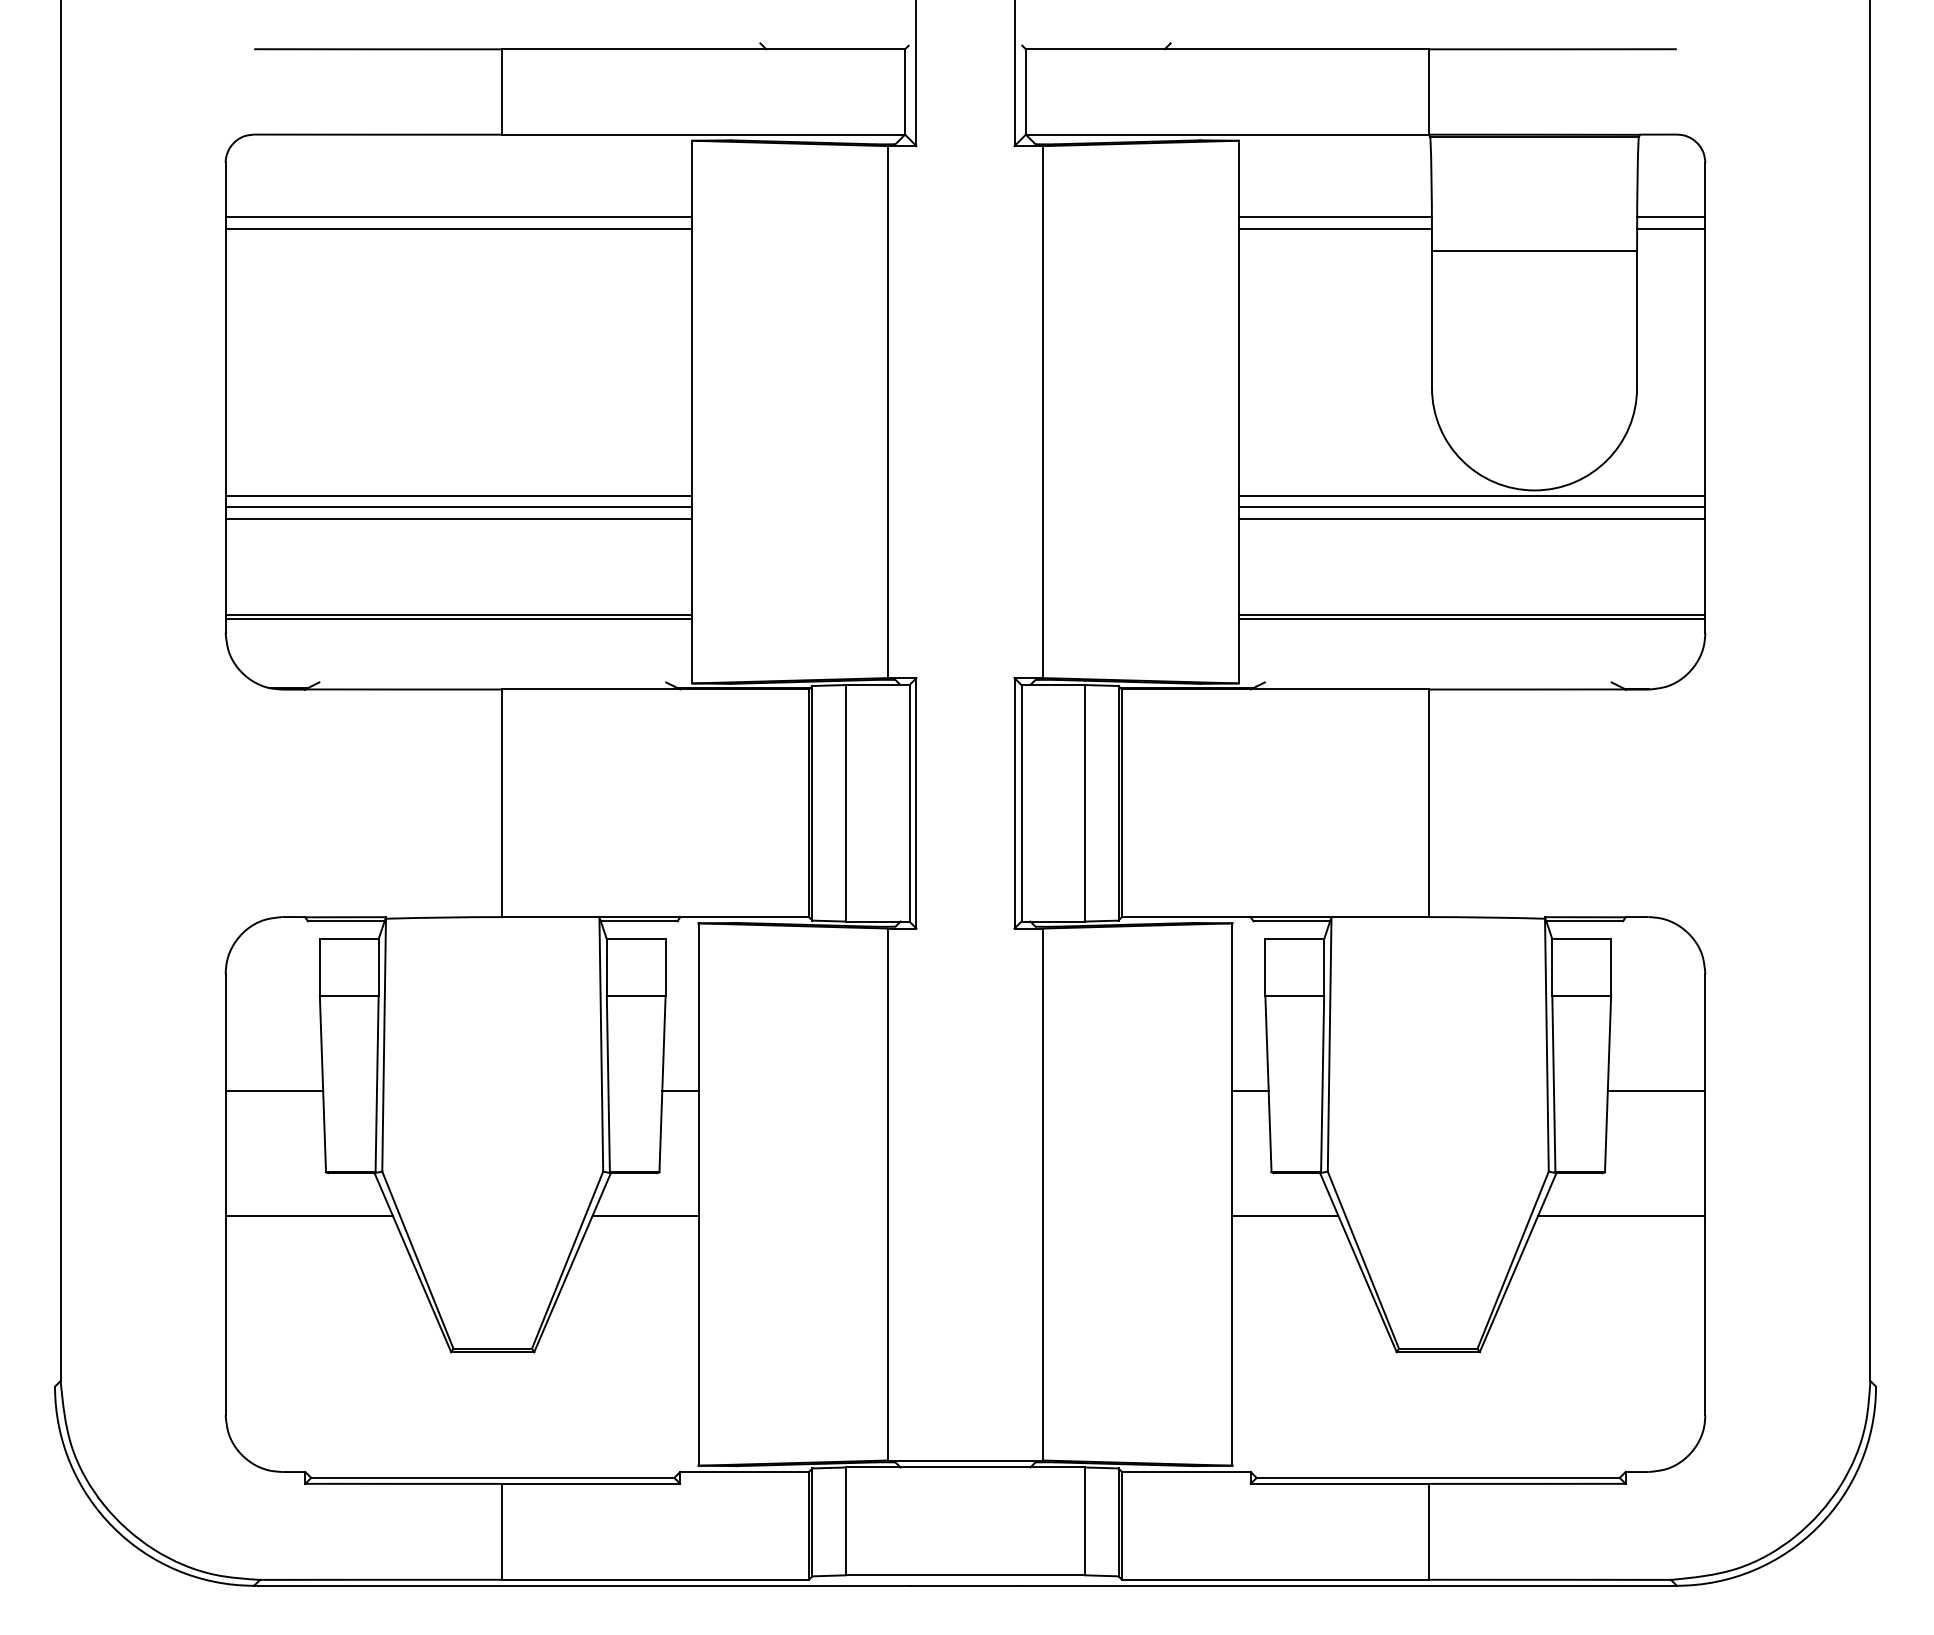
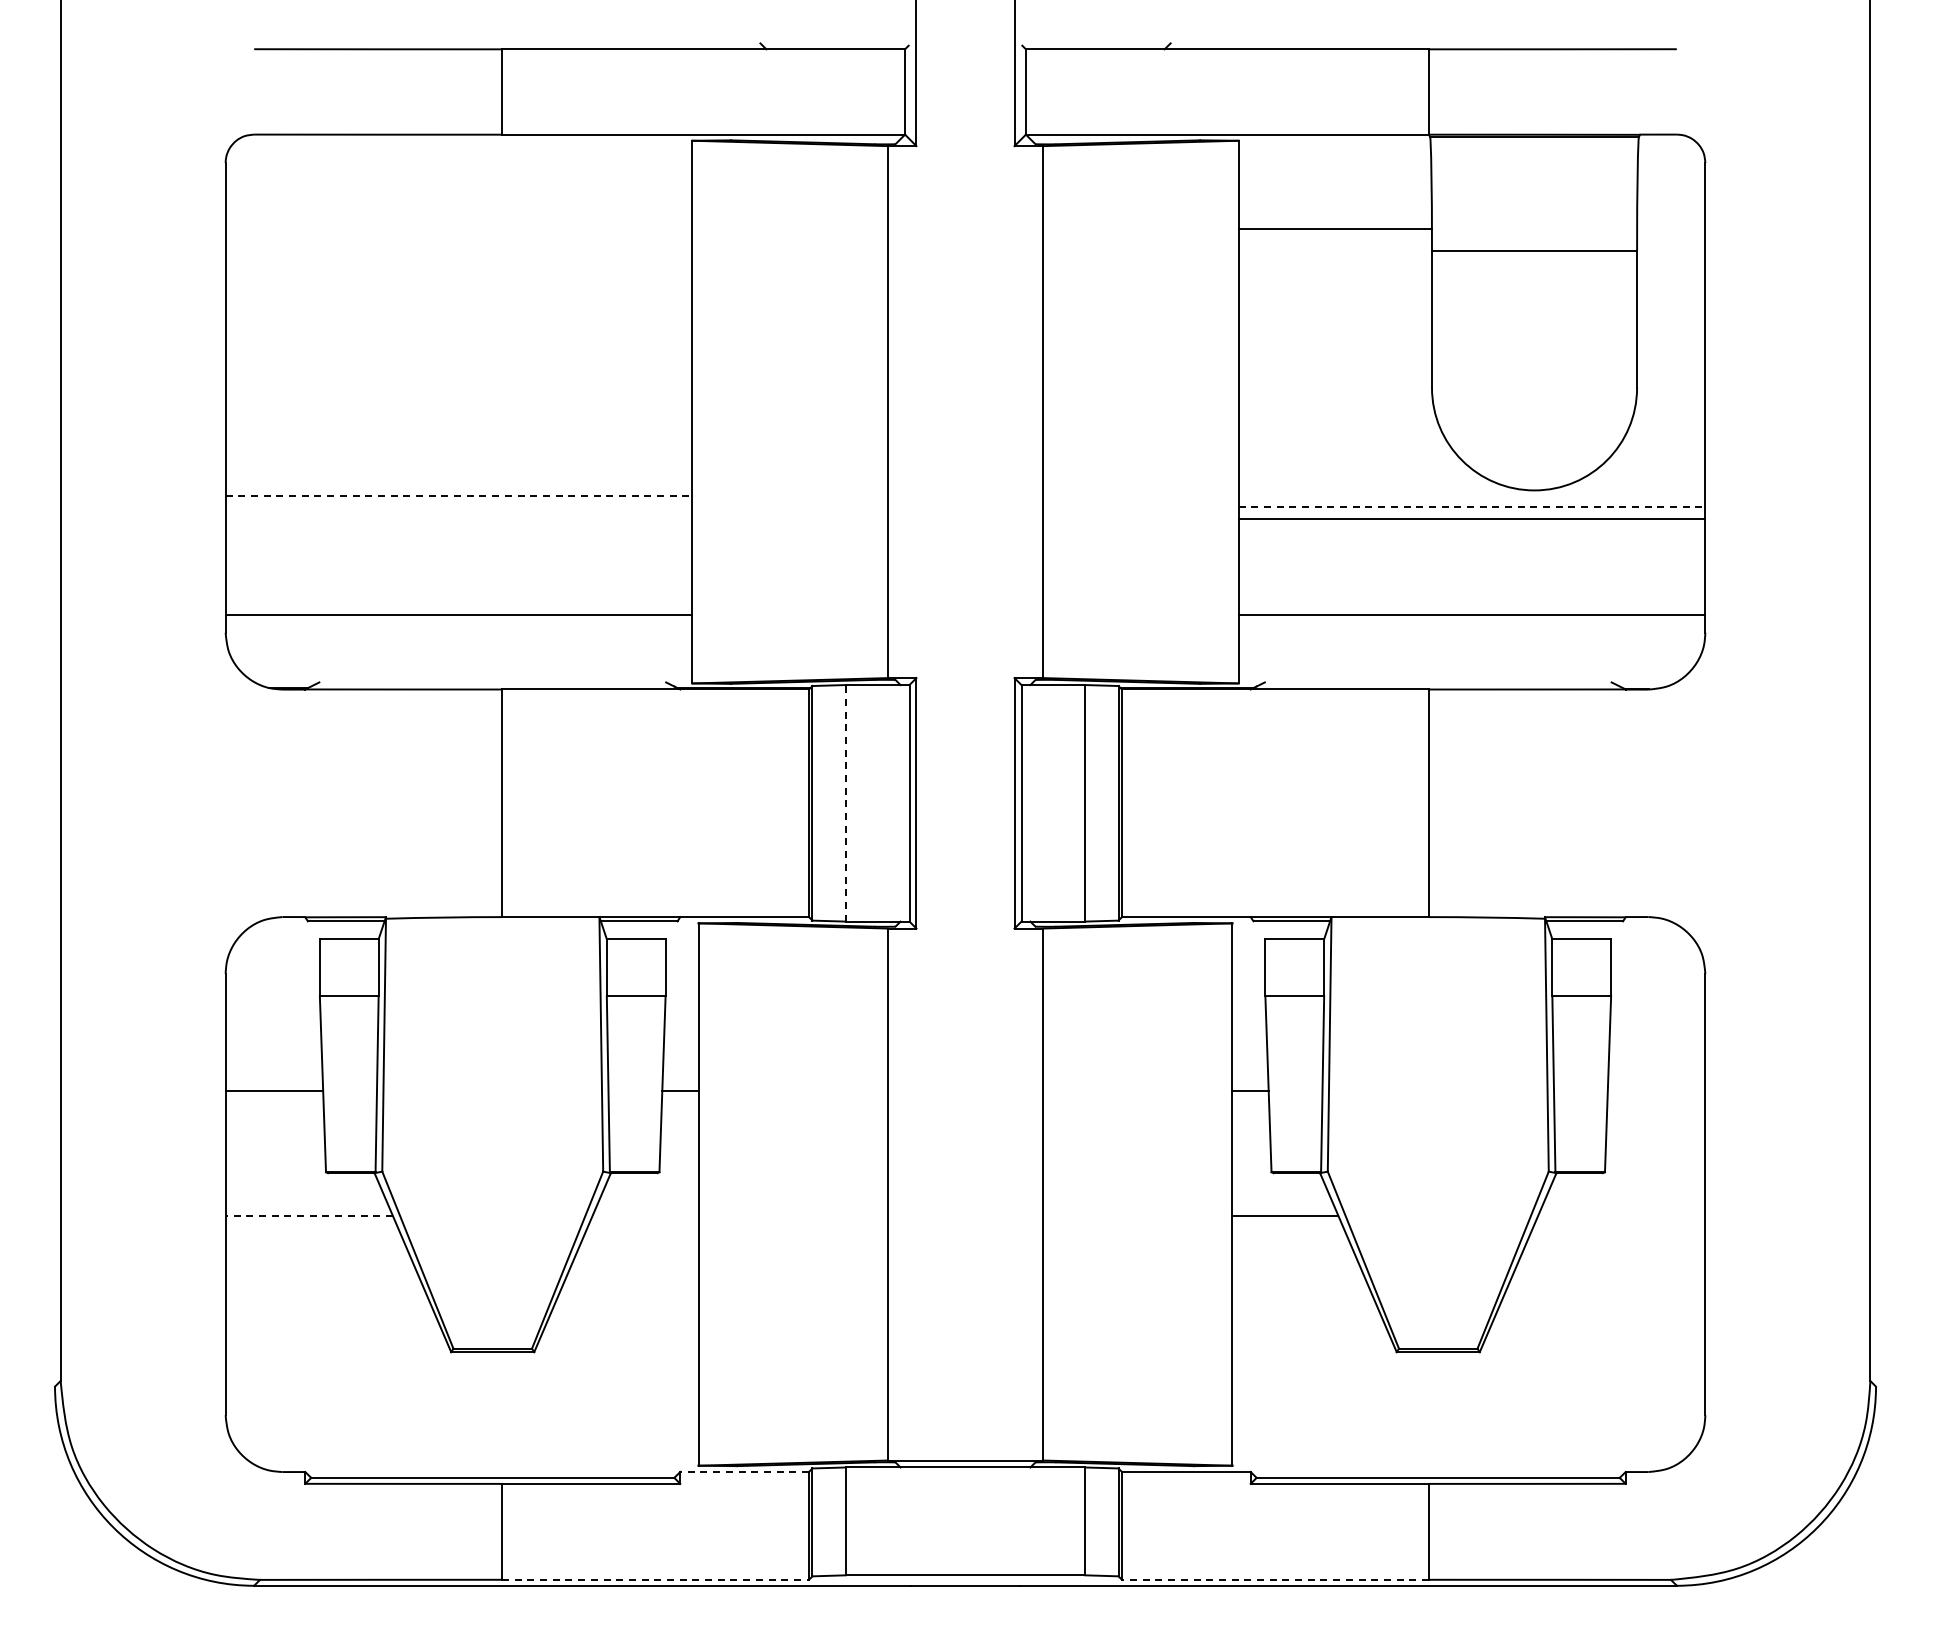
line: present -> none (458, 217)
line: present -> none (1334, 217)
line: present -> none (1671, 217)
line: present -> none (458, 228)
line: present -> none (1671, 228)
line: solid -> dashed (459, 496)
line: present -> none (1471, 496)
line: present -> none (458, 507)
line: solid -> dashed (1472, 507)
line: present -> none (458, 518)
line: present -> none (458, 618)
line: present -> none (1471, 618)
line: solid -> dashed (846, 802)
line: present -> none (1656, 1090)
line: solid -> dashed (309, 1215)
line: present -> none (645, 1215)
line: present -> none (1621, 1215)
line: solid -> dashed (744, 1471)
line: solid -> dashed (656, 1579)
line: solid -> dashed (1274, 1579)
